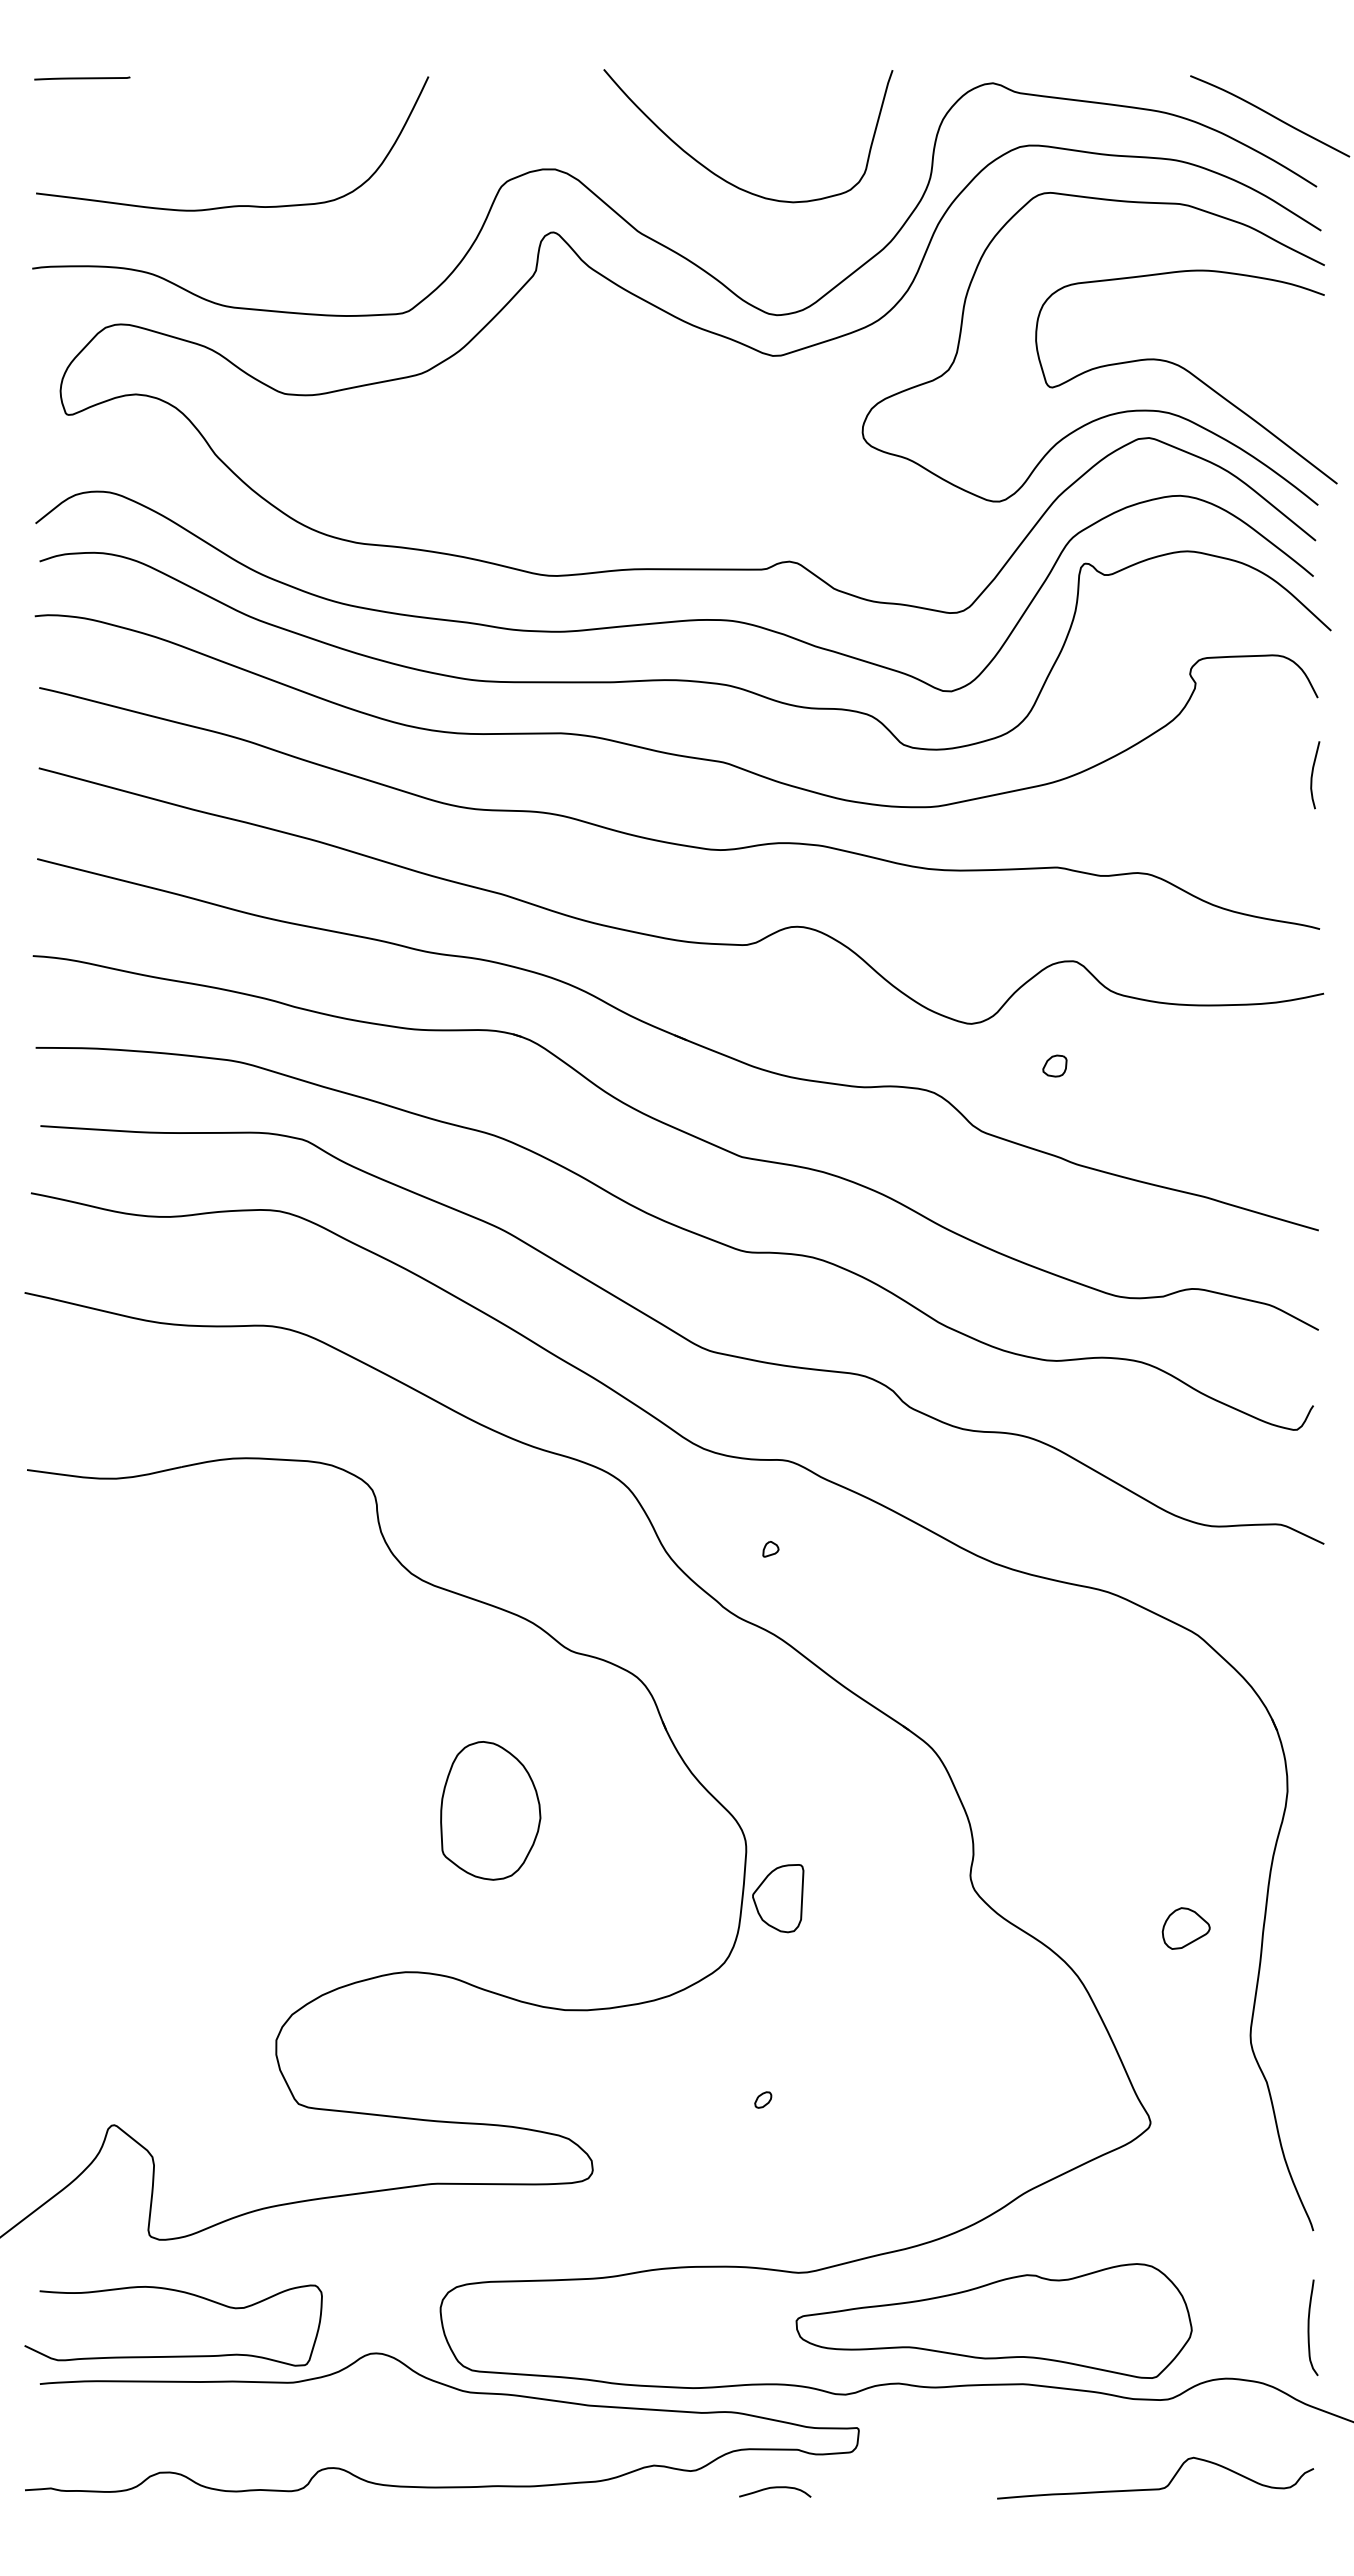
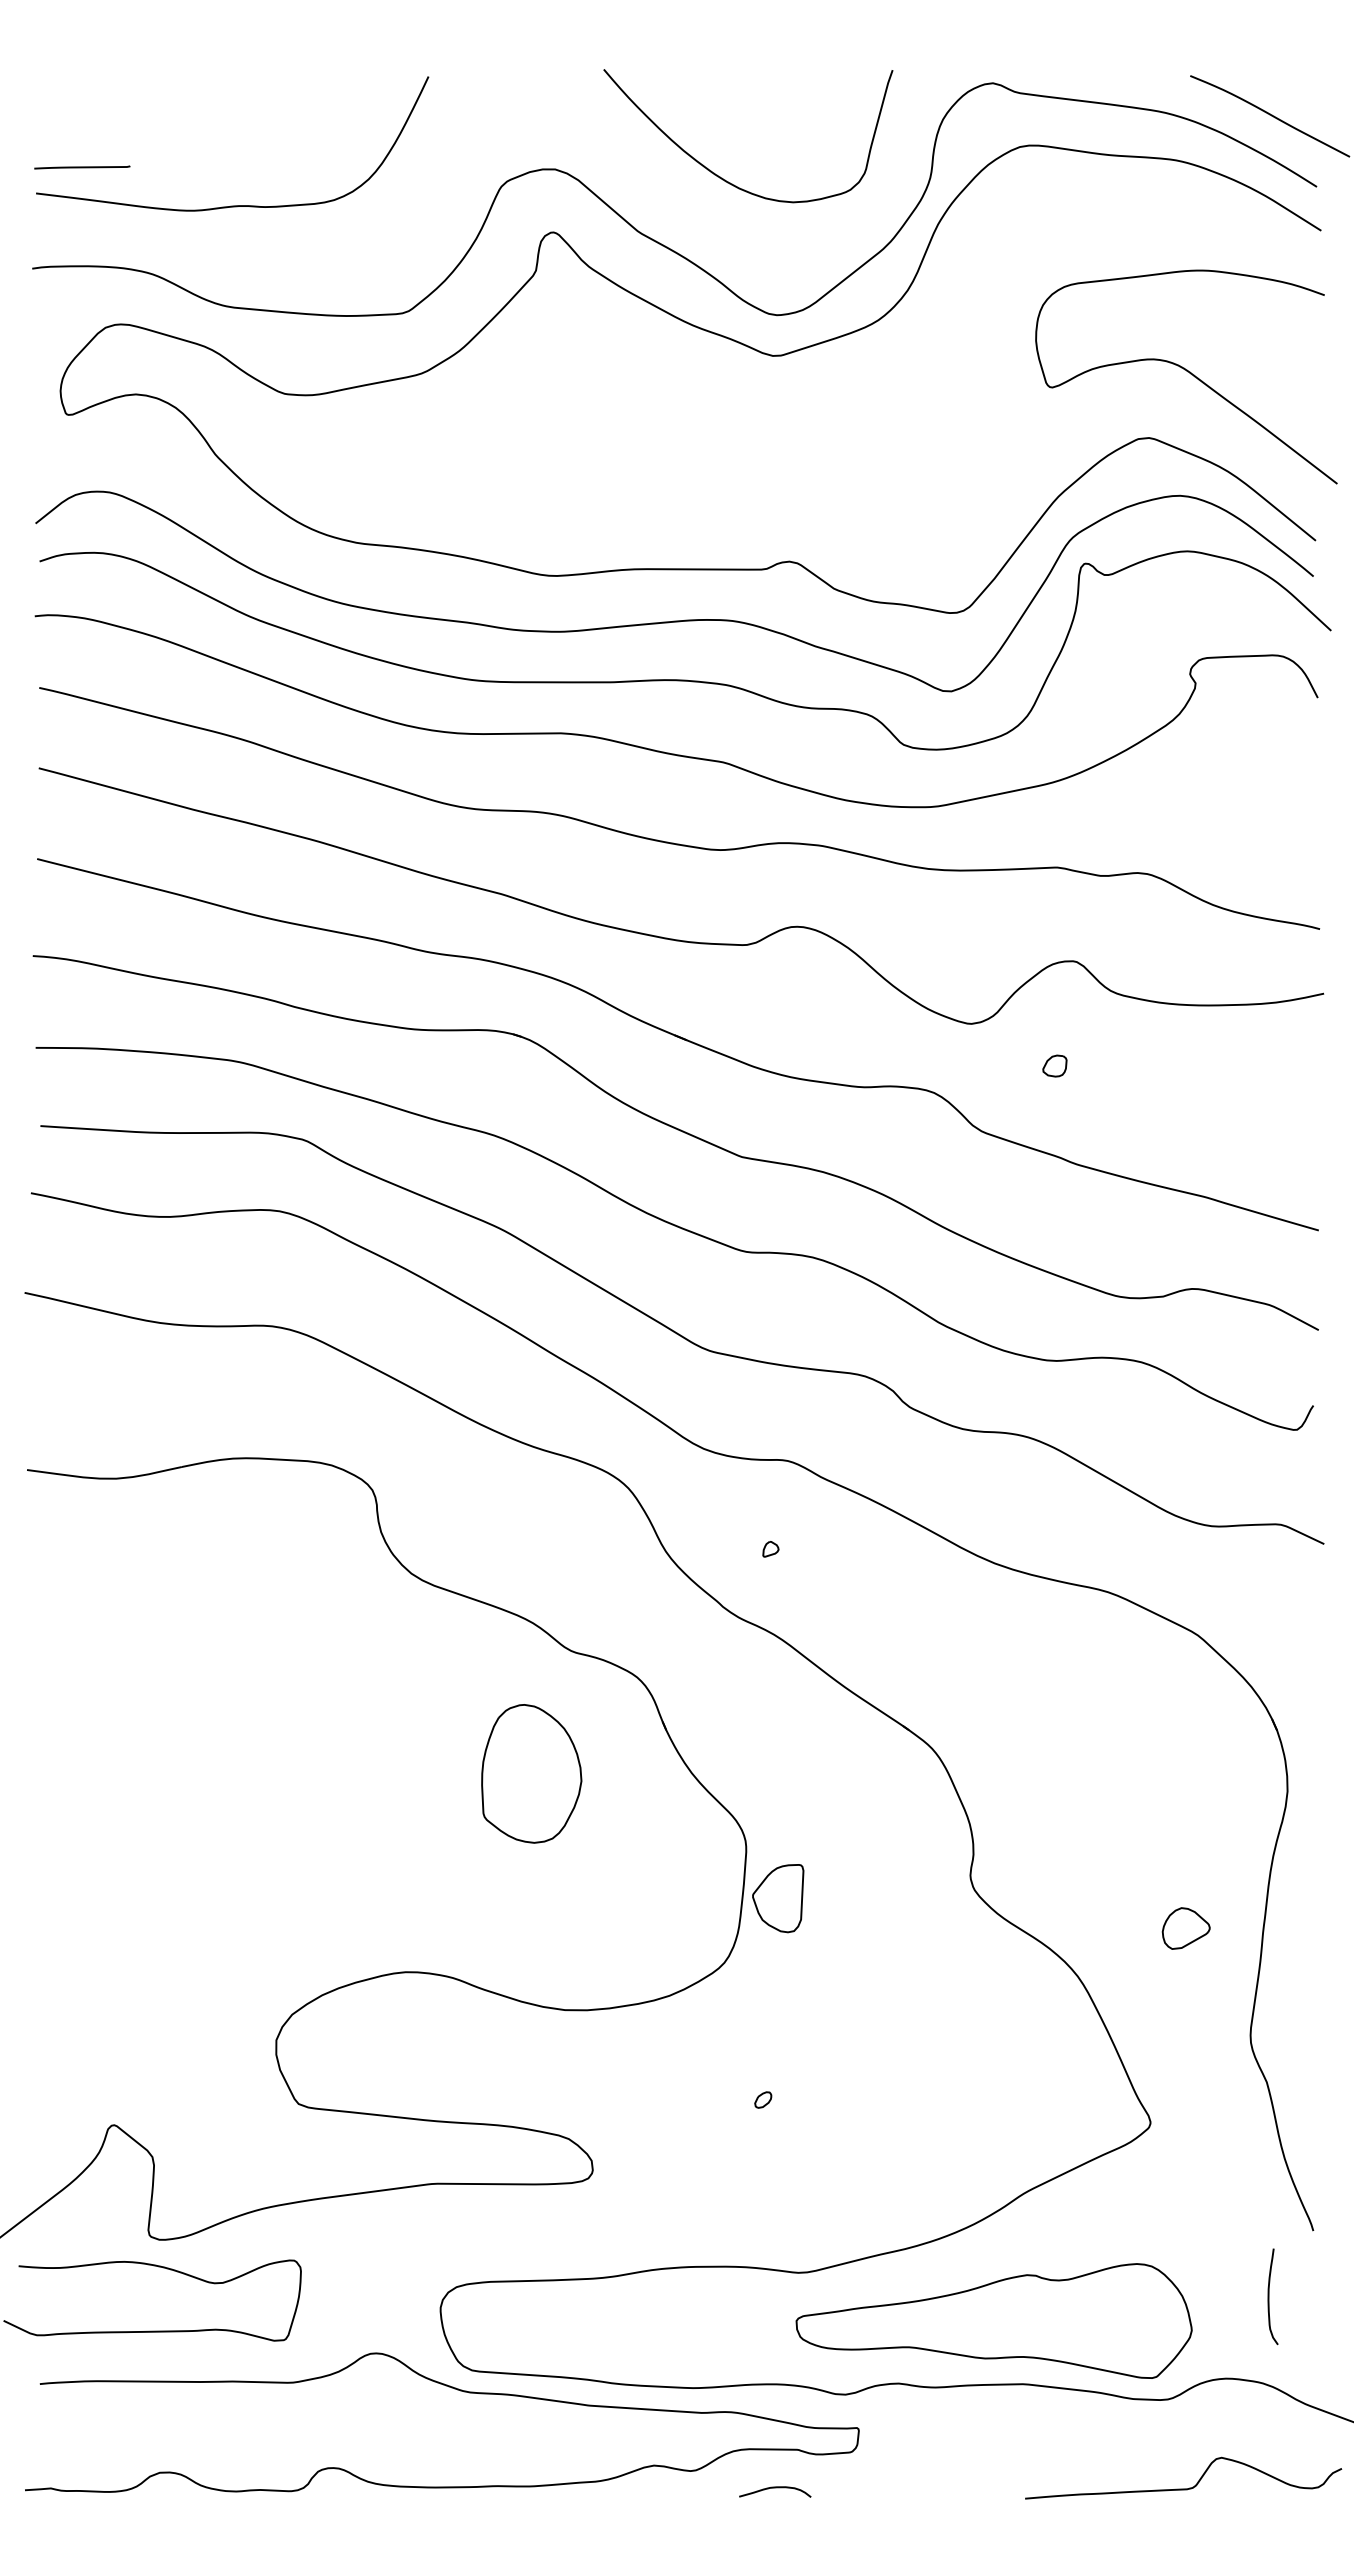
line position: (82, 78) -> (82, 167) (82, 167)
curve: present -> none (1111, 413)
curve: present -> none (1313, 773)
part position: (490, 1810) -> (531, 1773) (531, 1773)
curve position: (1309, 2327) -> (1269, 2296) (1269, 2296)
curve position: (173, 2355) -> (152, 2330) (152, 2330)
curve position: (1155, 2488) -> (1183, 2488) (1183, 2488)
